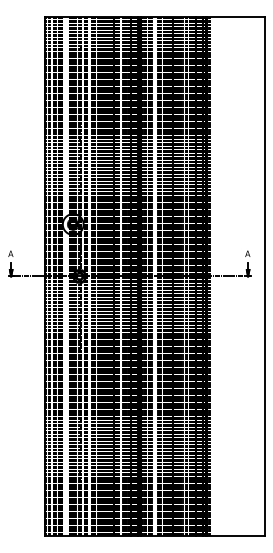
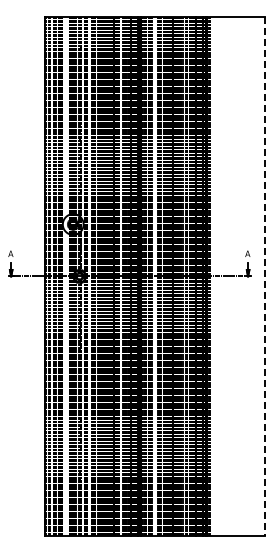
line: solid -> dashed (264, 276)
